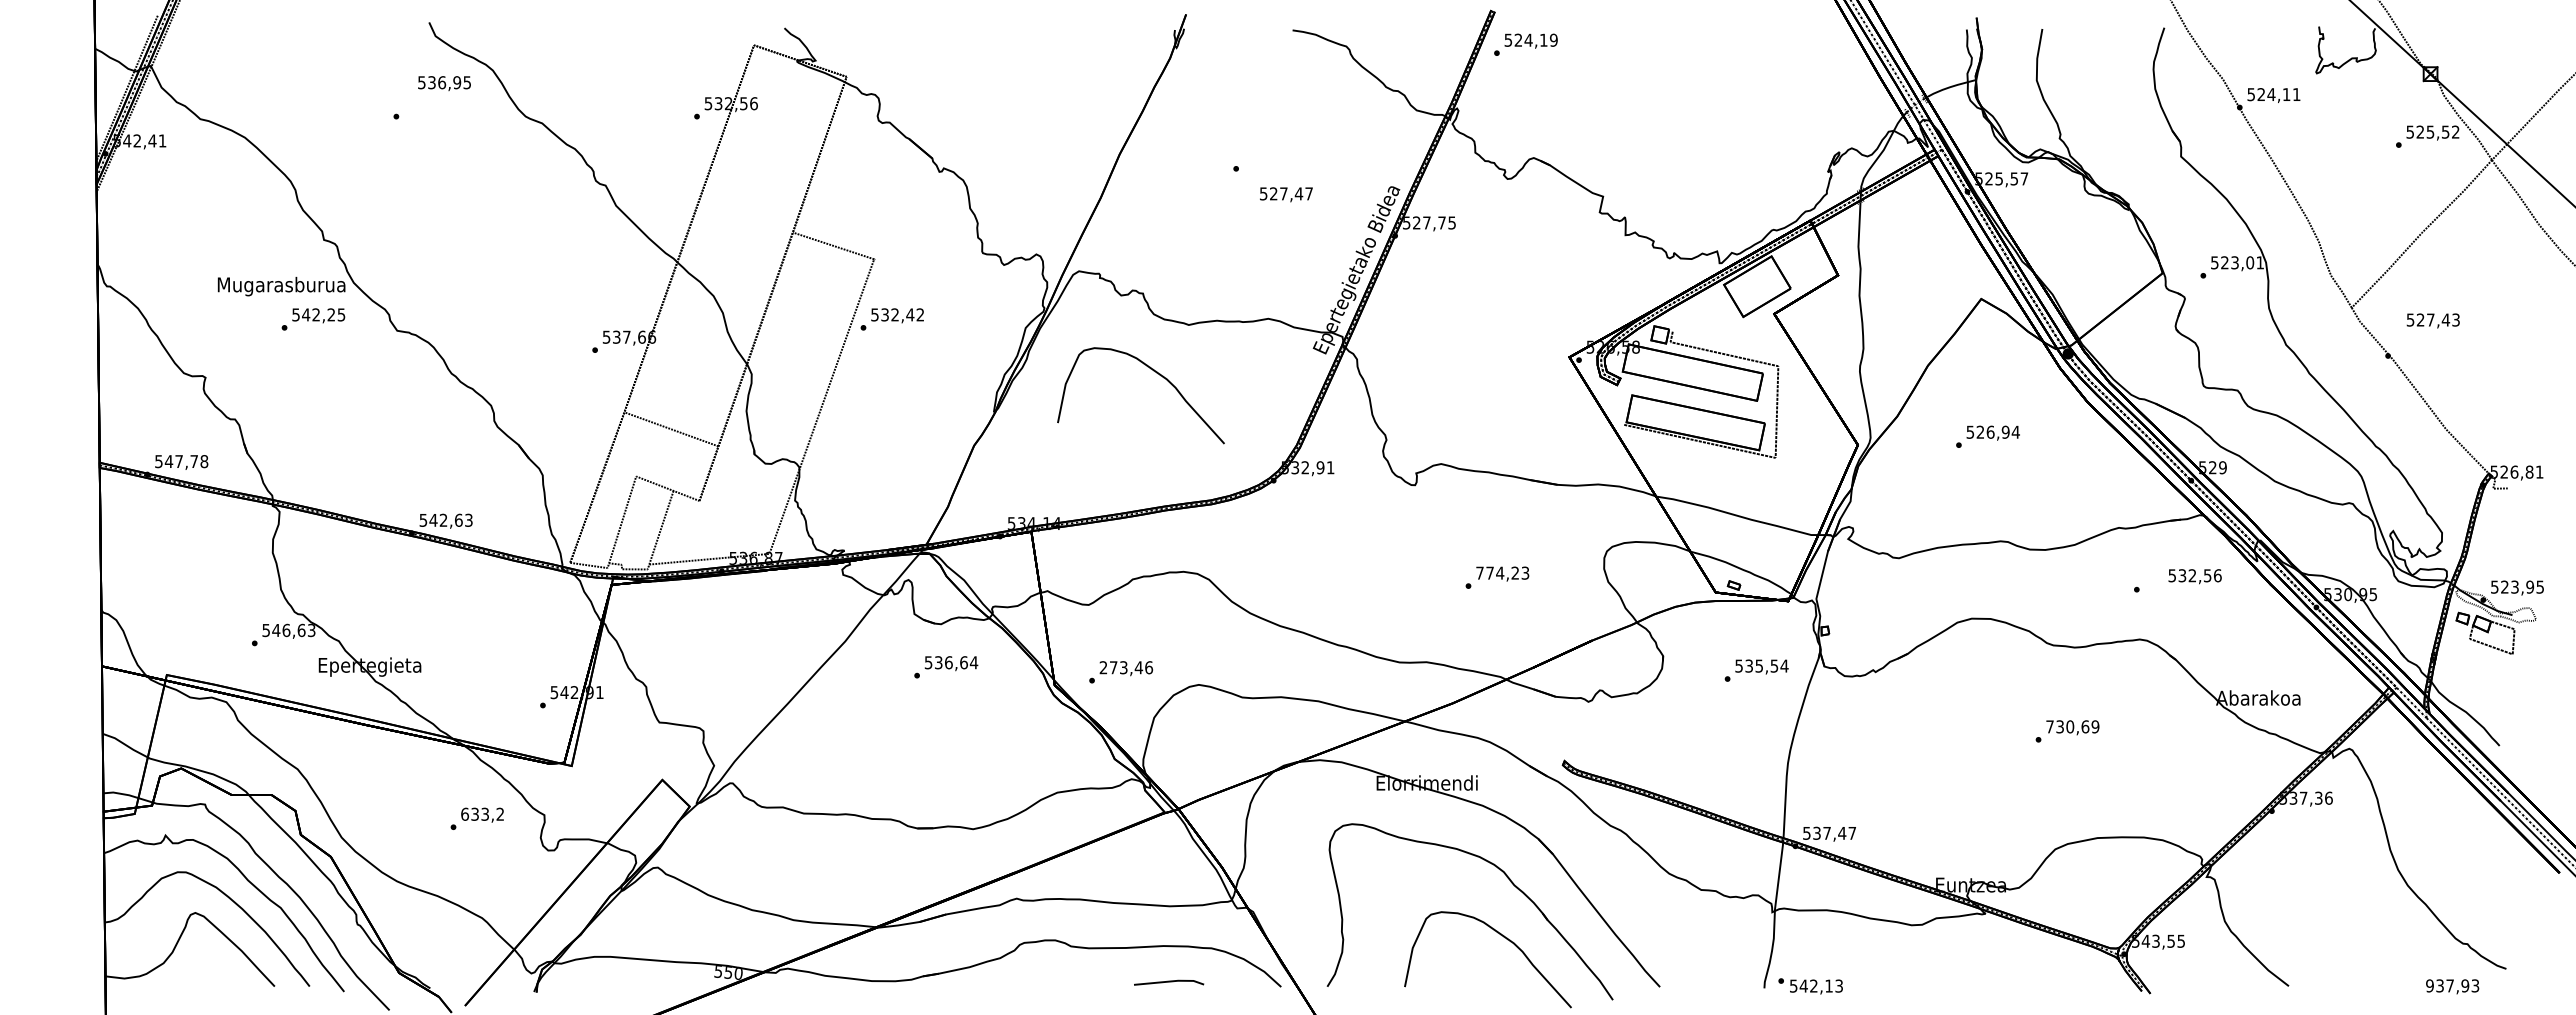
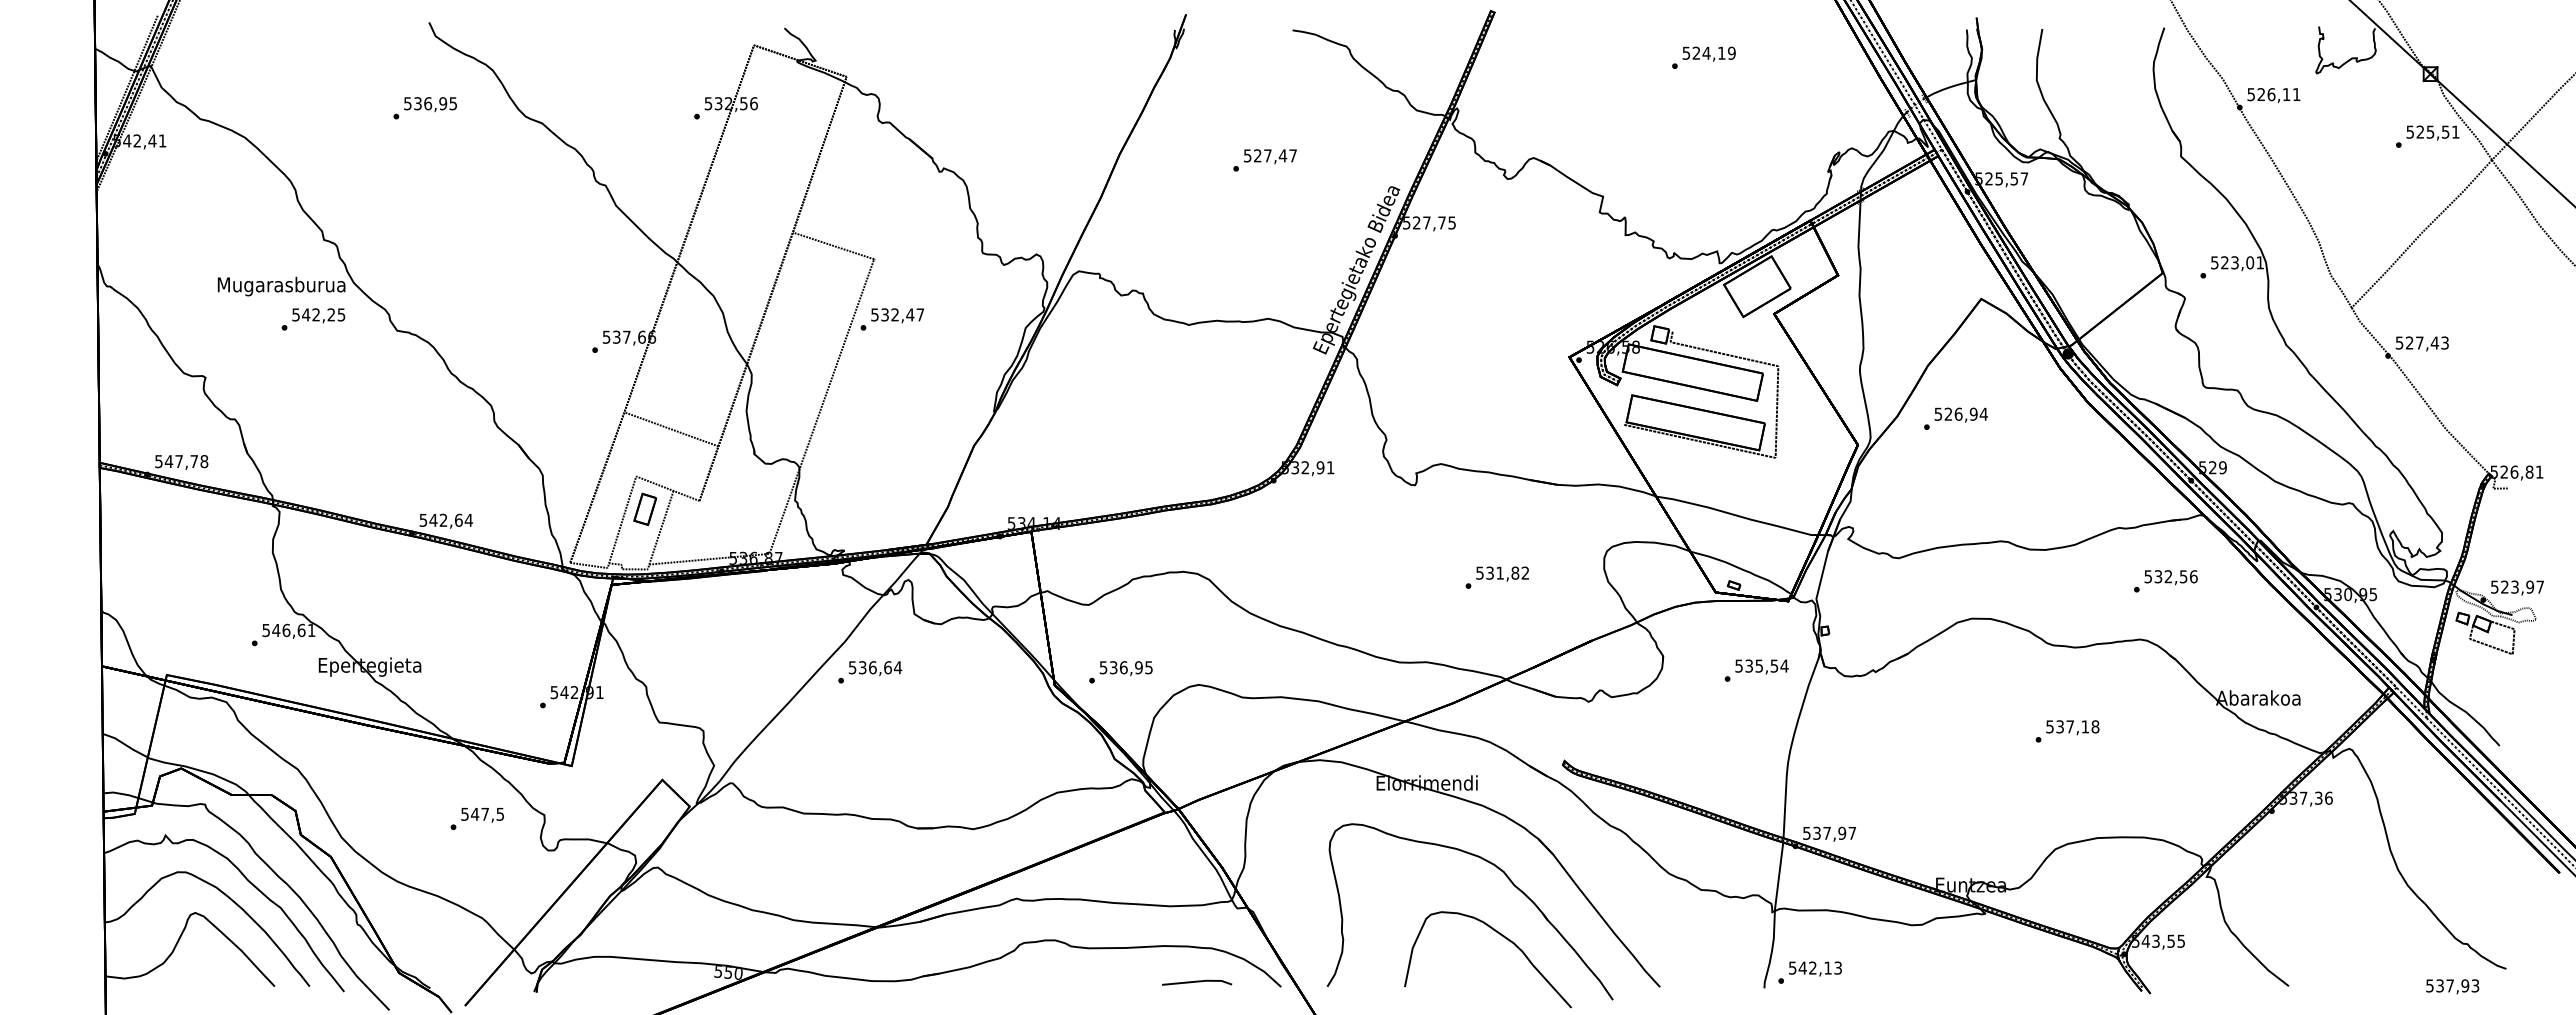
text position: (1525, 44) -> (1703, 57) (1703, 57)
text position: (444, 83) -> (430, 104) (430, 104)
text: 524,11 -> 526,11 (2271, 94)
text: 525,52 -> 525,51 (2455, 131)
text position: (1286, 194) -> (1270, 156) (1270, 156)
text: 532,42 -> 532,47 (920, 314)
text position: (2432, 320) -> (2421, 343) (2421, 343)
curve: present -> none (1156, 373)
text position: (1987, 436) -> (1955, 418) (1955, 418)
part: none -> present (645, 508)
text: 542,63 -> 542,64 (468, 519)
text: 774,23 -> 531,82 (1502, 572)
text position: (2194, 576) -> (2170, 577) (2170, 577)
text: 523,95 -> 523,97 (2539, 586)
text: 546,63 -> 546,61 (311, 630)
text position: (946, 667) -> (870, 672) (870, 672)
text: 273,46 -> 536,95 (1126, 667)
text: 730,69 -> 537,18 (2072, 726)
text: 633,2 -> 547,5 (482, 813)
text: 537,47 -> 537,97 (1842, 832)
line position: (1169, 982) -> (1197, 982) (1197, 982)
text: 937,93 -> 537,93 (2429, 985)
text position: (1816, 986) -> (1815, 968) (1815, 968)
